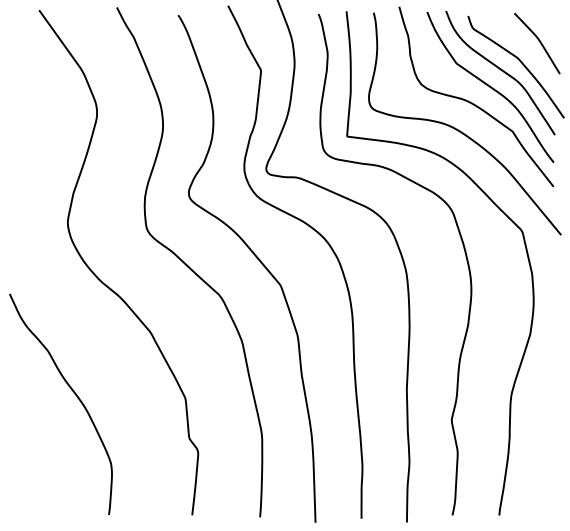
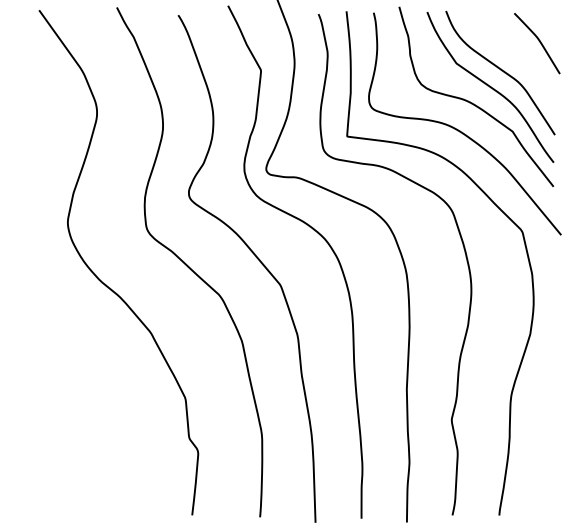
curve: present -> none (520, 62)
curve: present -> none (74, 394)
